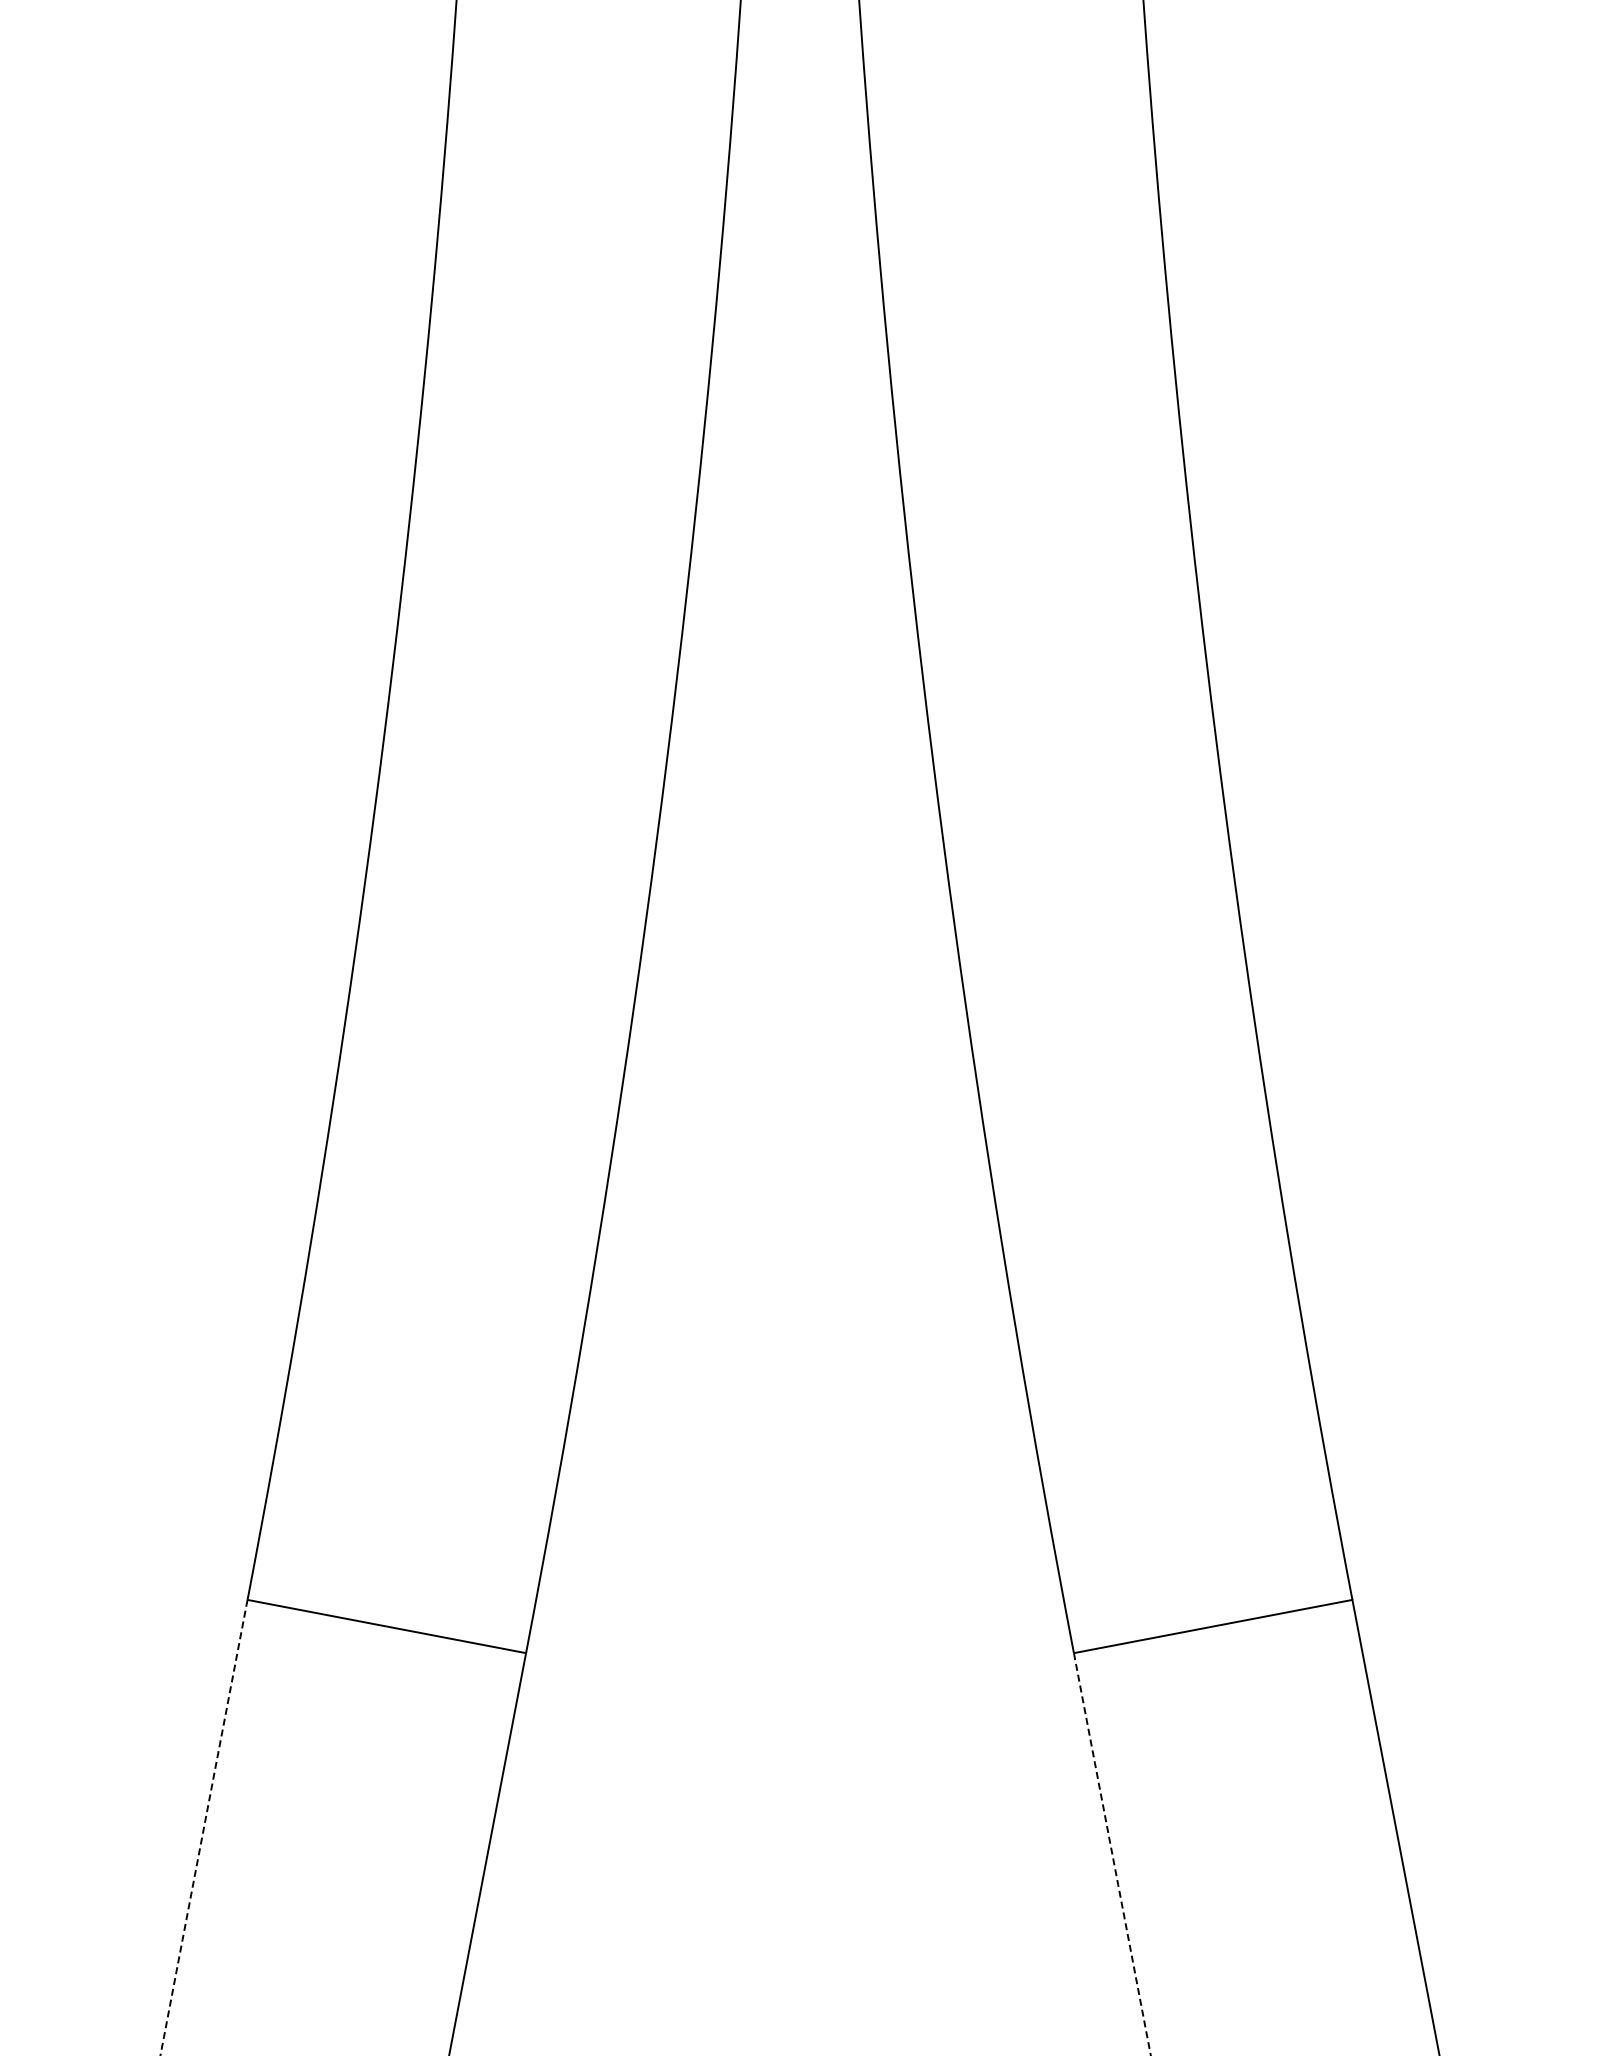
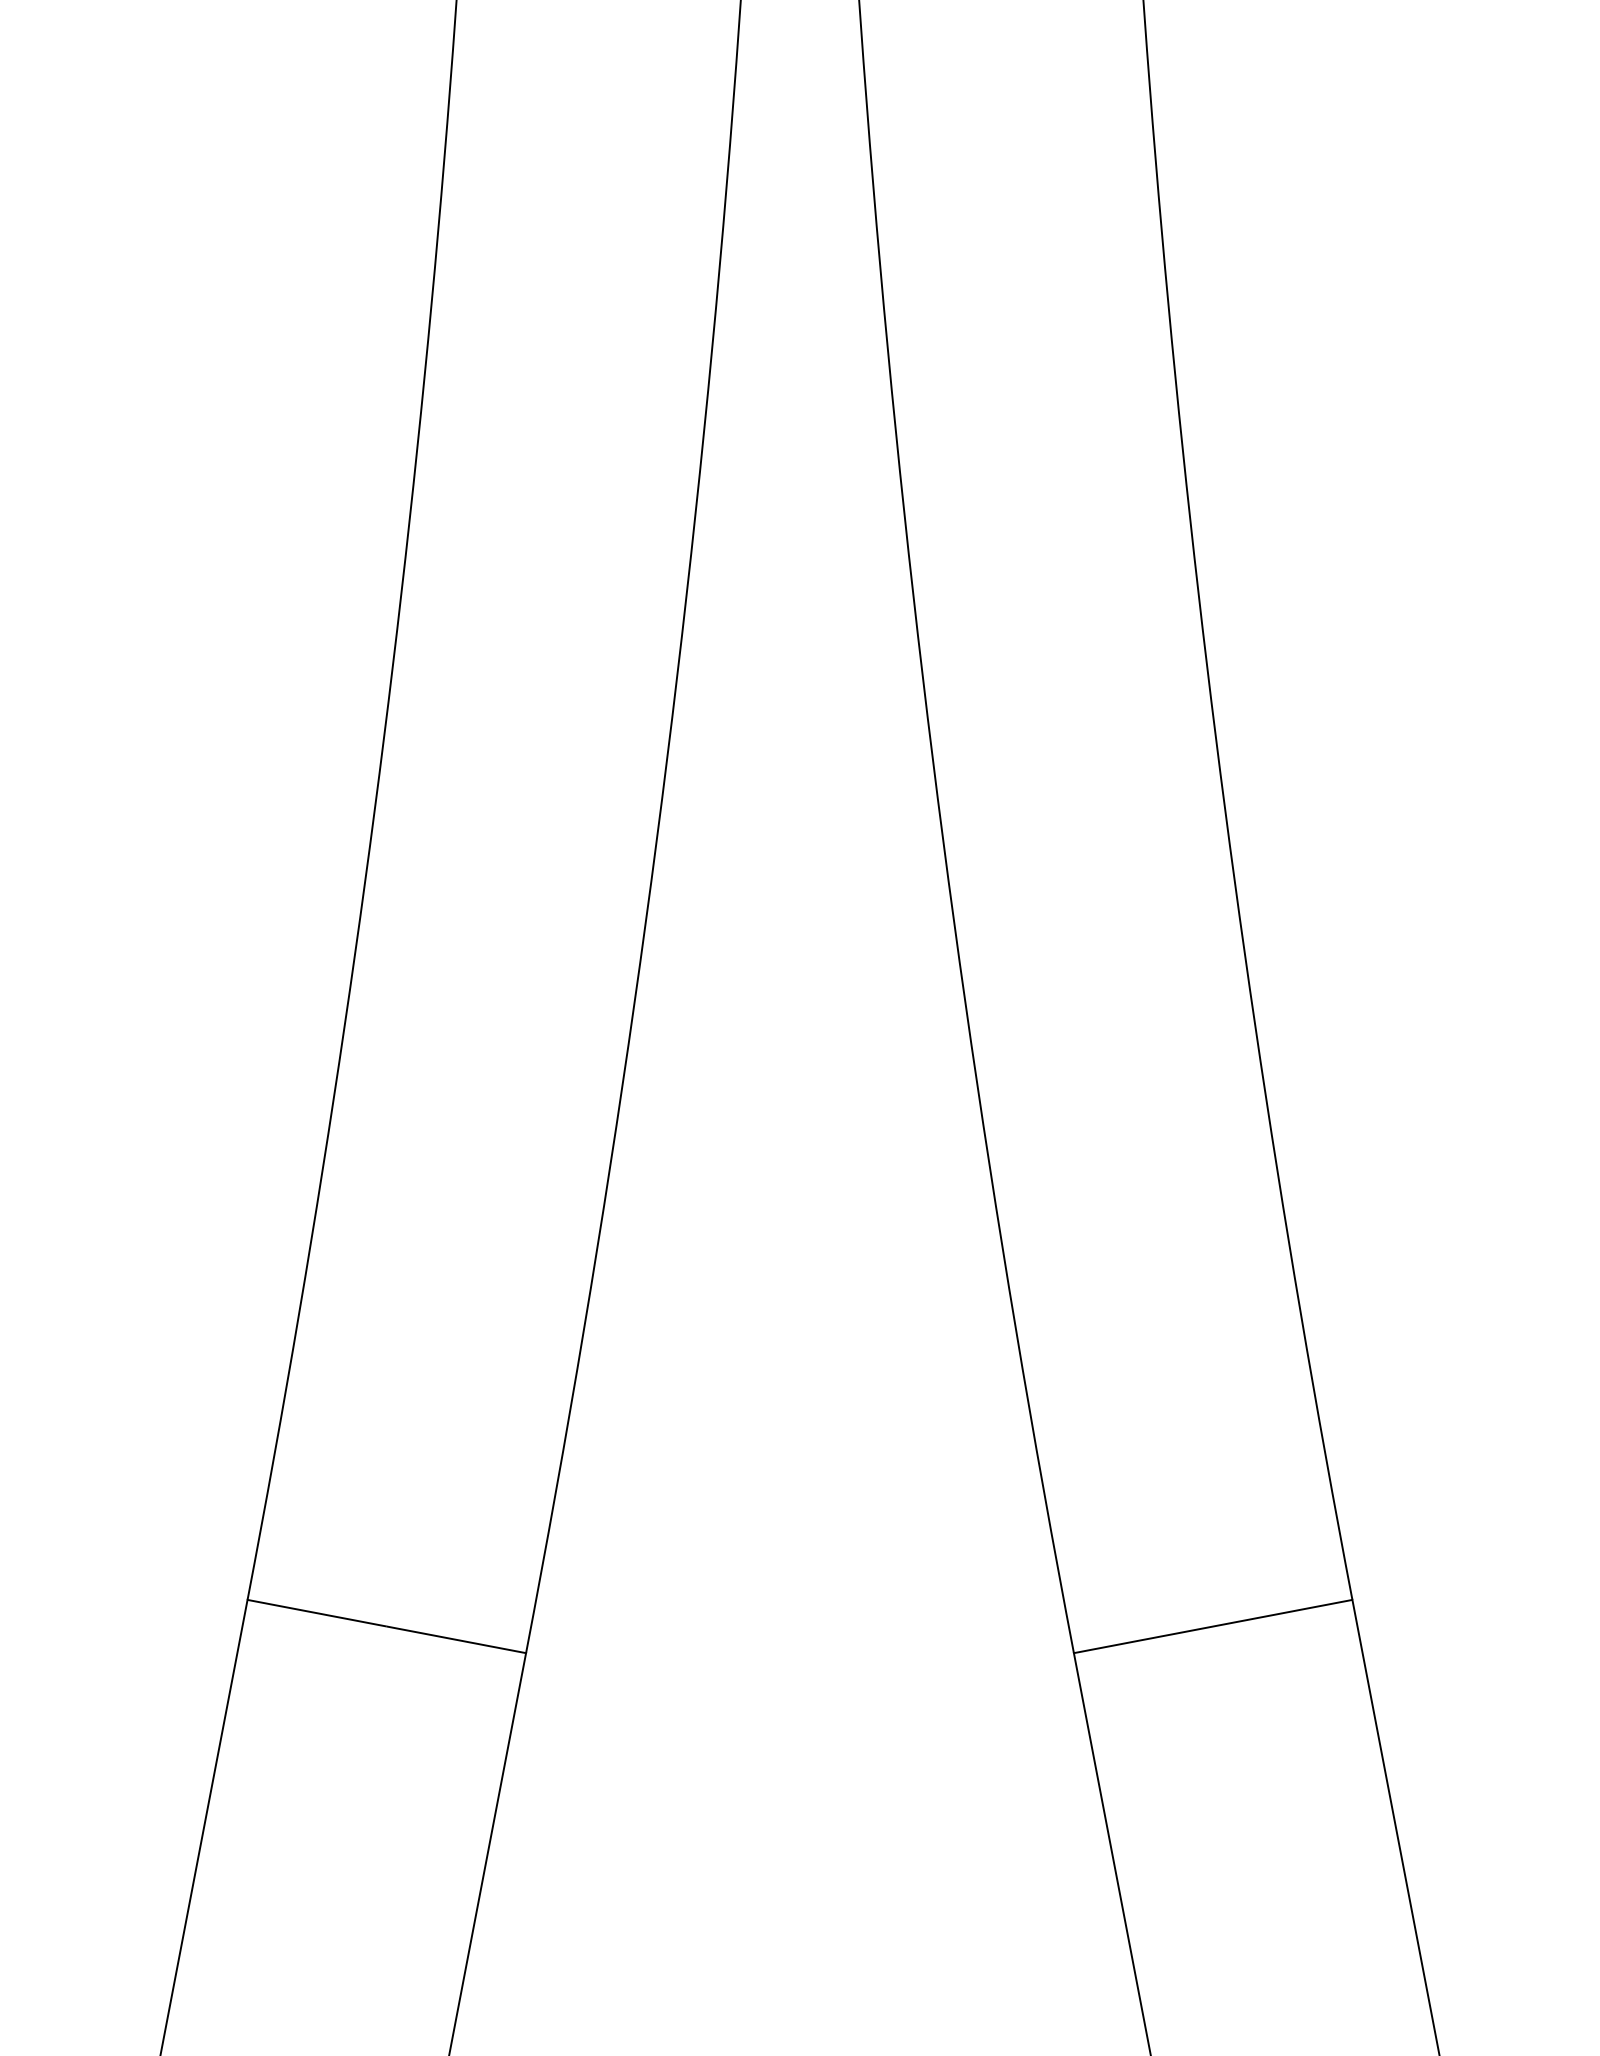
line: dashed -> solid (204, 1827)
line: dashed -> solid (1112, 1854)
